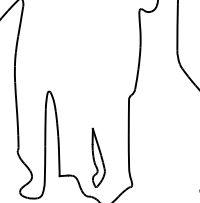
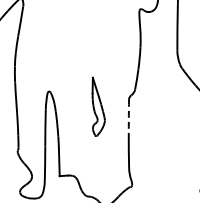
arc: solid -> dashed (128, 117)
part position: (98, 157) -> (98, 106) (98, 106)
